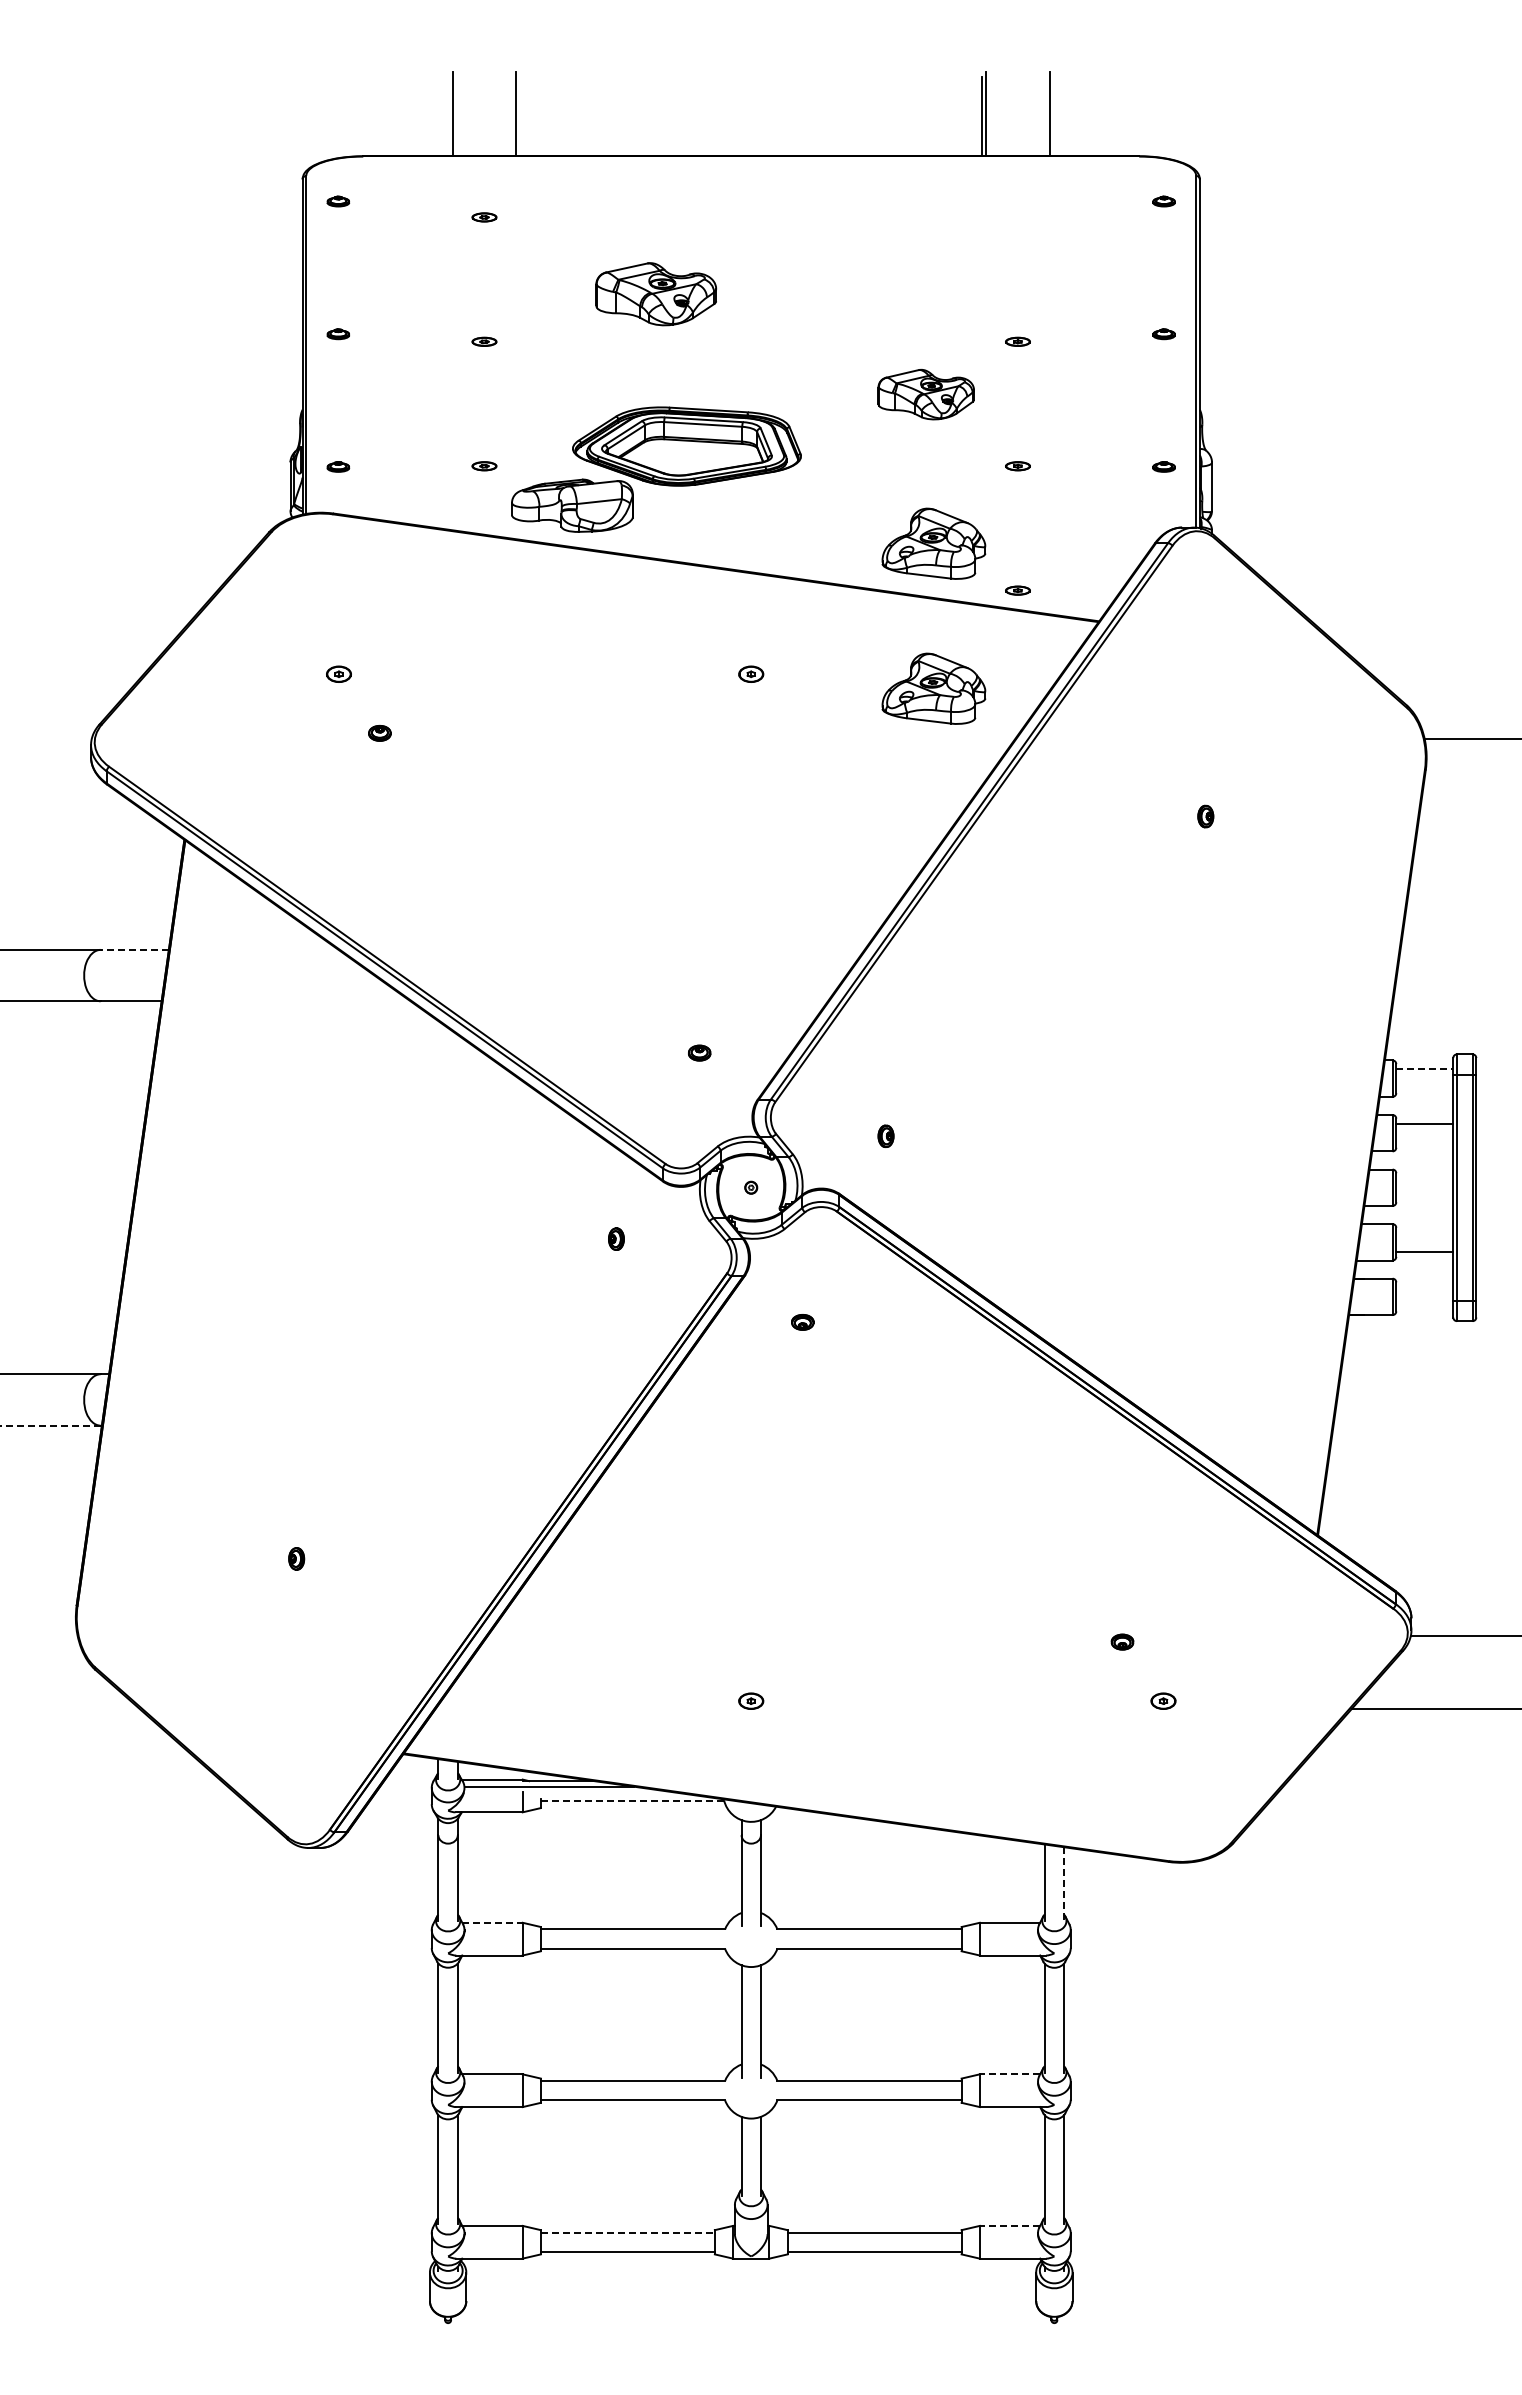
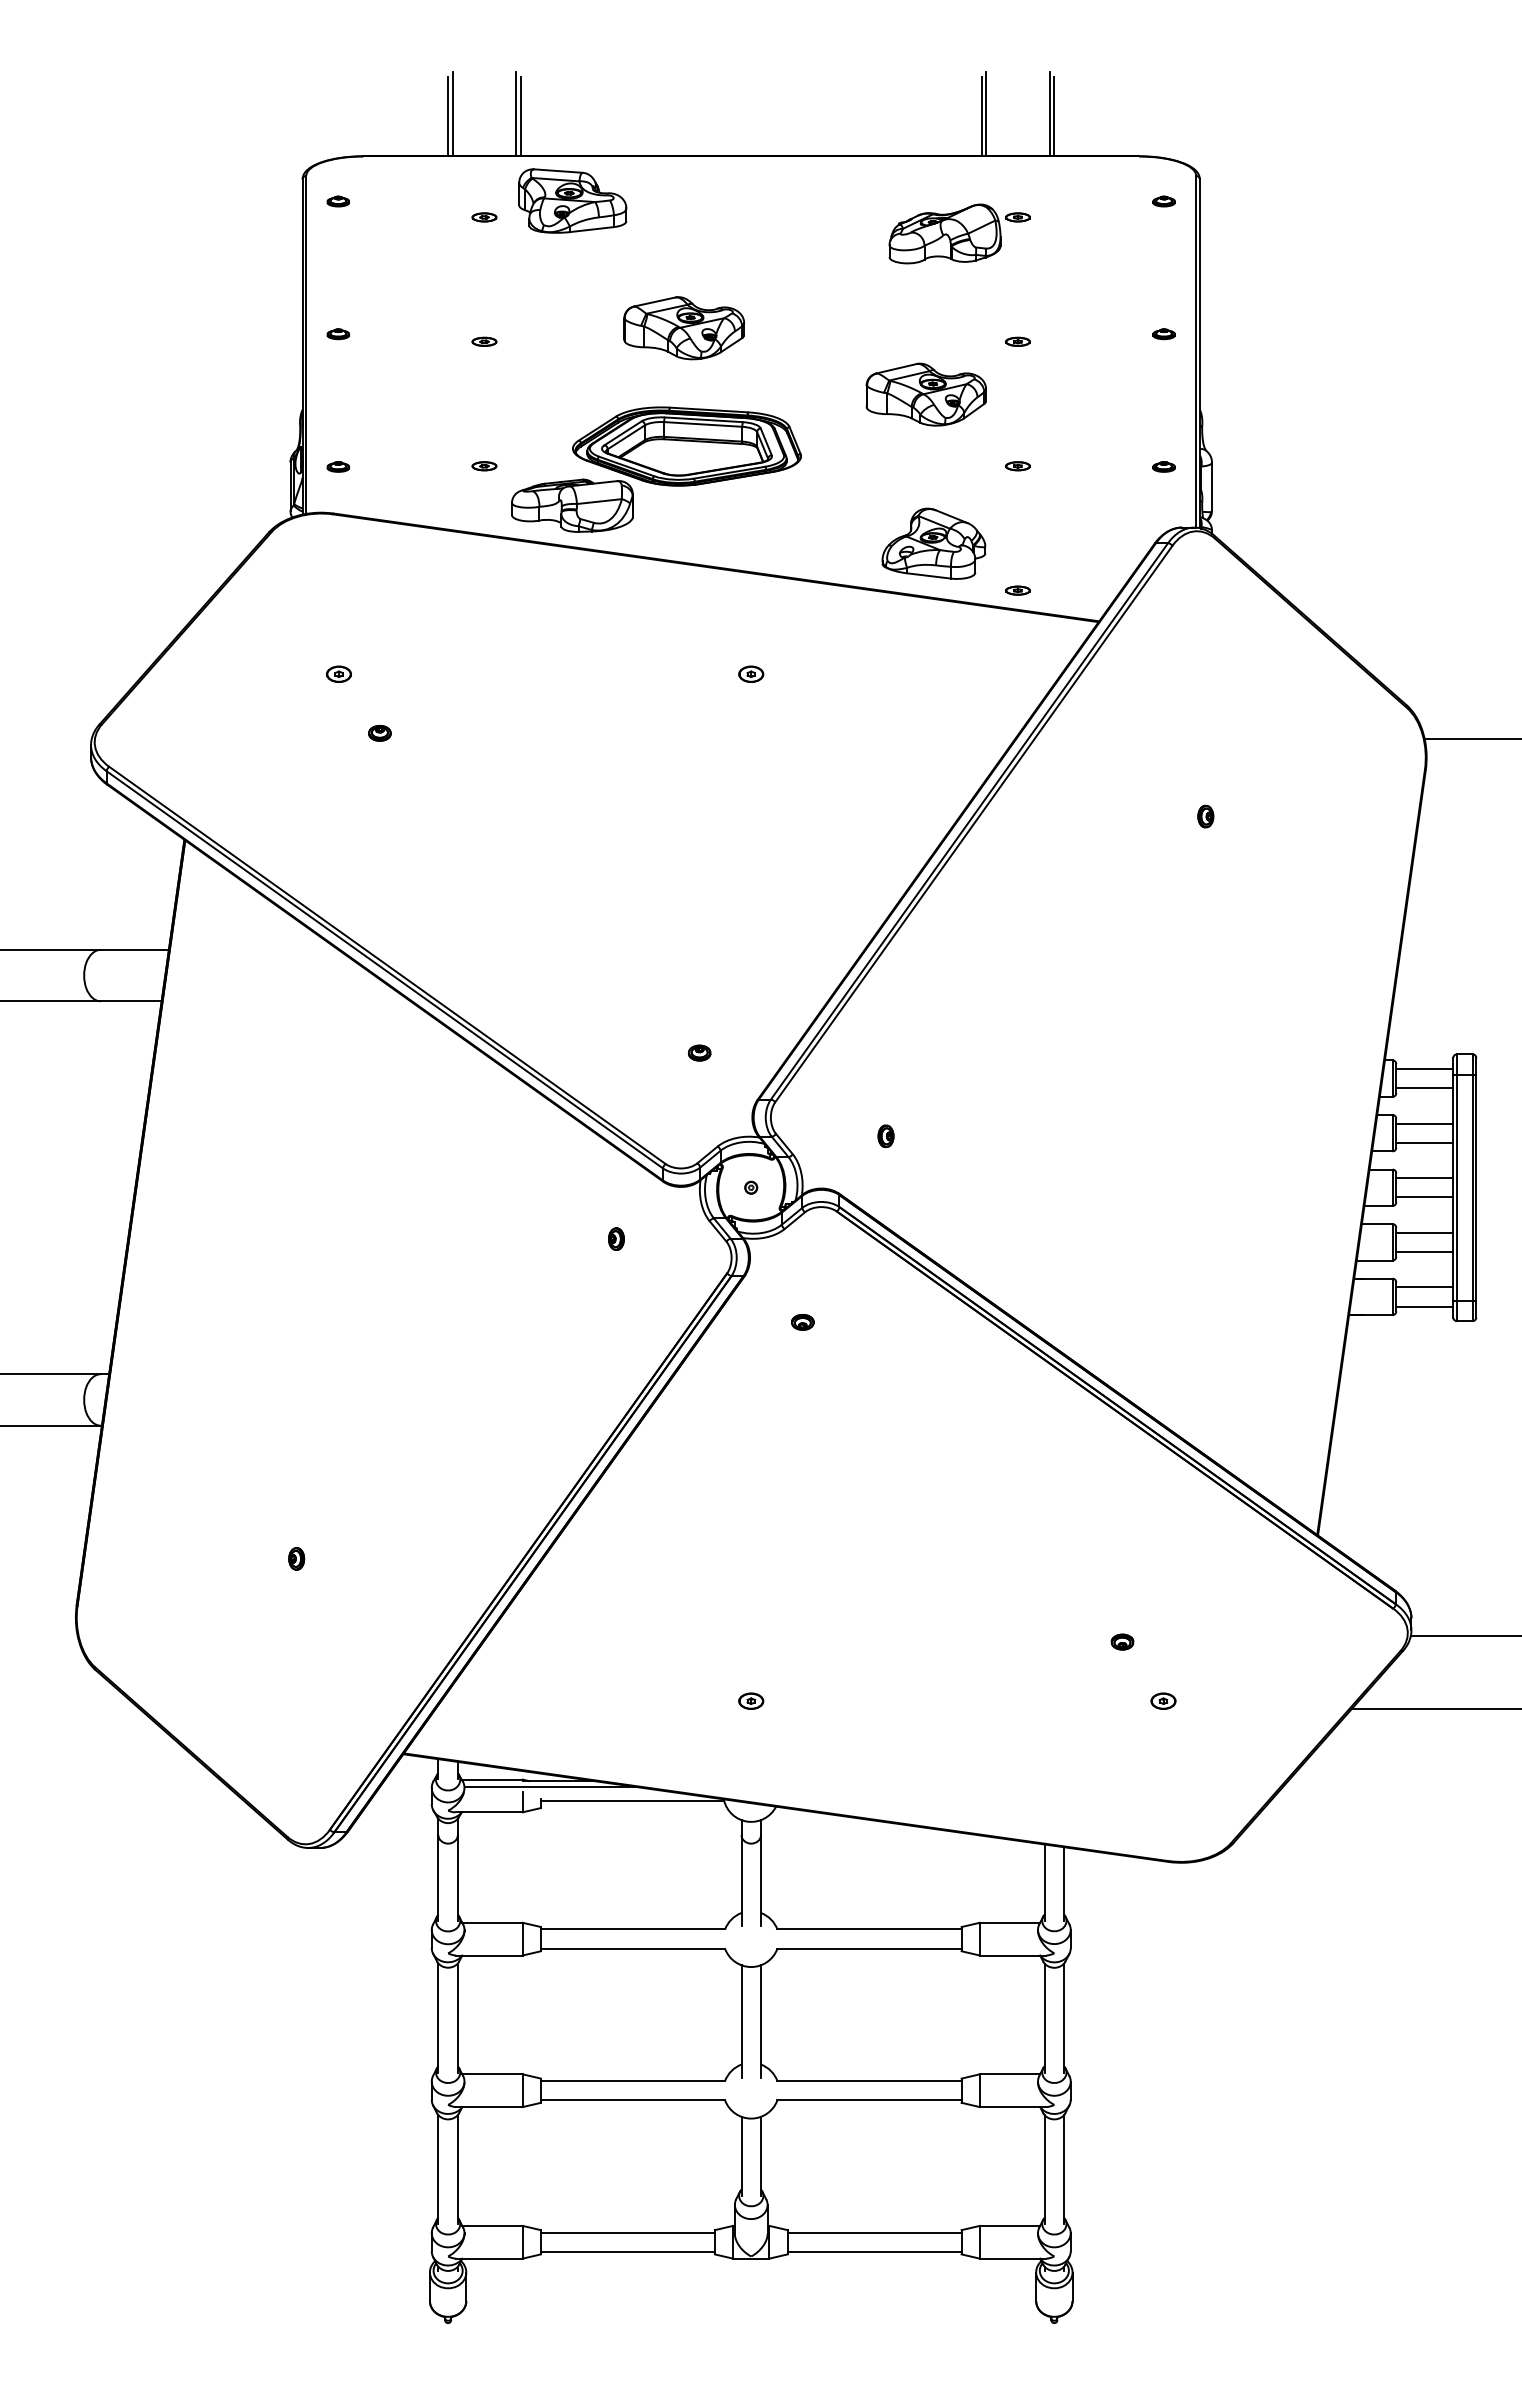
line: none -> present (448, 116)
line: none -> present (520, 116)
line: none -> present (1054, 116)
part: none -> present (572, 200)
part: none -> present (959, 233)
part position: (656, 294) -> (684, 328) (684, 328)
part size: 98x53 px -> 122x65 px (925, 394)
part: present -> none (933, 688)
line: dashed -> solid (134, 949)
line: dashed -> solid (1425, 1068)
line: none -> present (1424, 1088)
line: none -> present (1424, 1142)
line: none -> present (1424, 1178)
line: none -> present (1424, 1197)
line: none -> present (1424, 1232)
line: none -> present (1424, 1287)
line: none -> present (1424, 1306)
line: dashed -> solid (50, 1425)
line: dashed -> solid (632, 1800)
line: dashed -> solid (1064, 1884)
line: dashed -> solid (493, 1922)
line: dashed -> solid (1009, 2074)
line: dashed -> solid (1009, 2225)
line: dashed -> solid (627, 2232)
